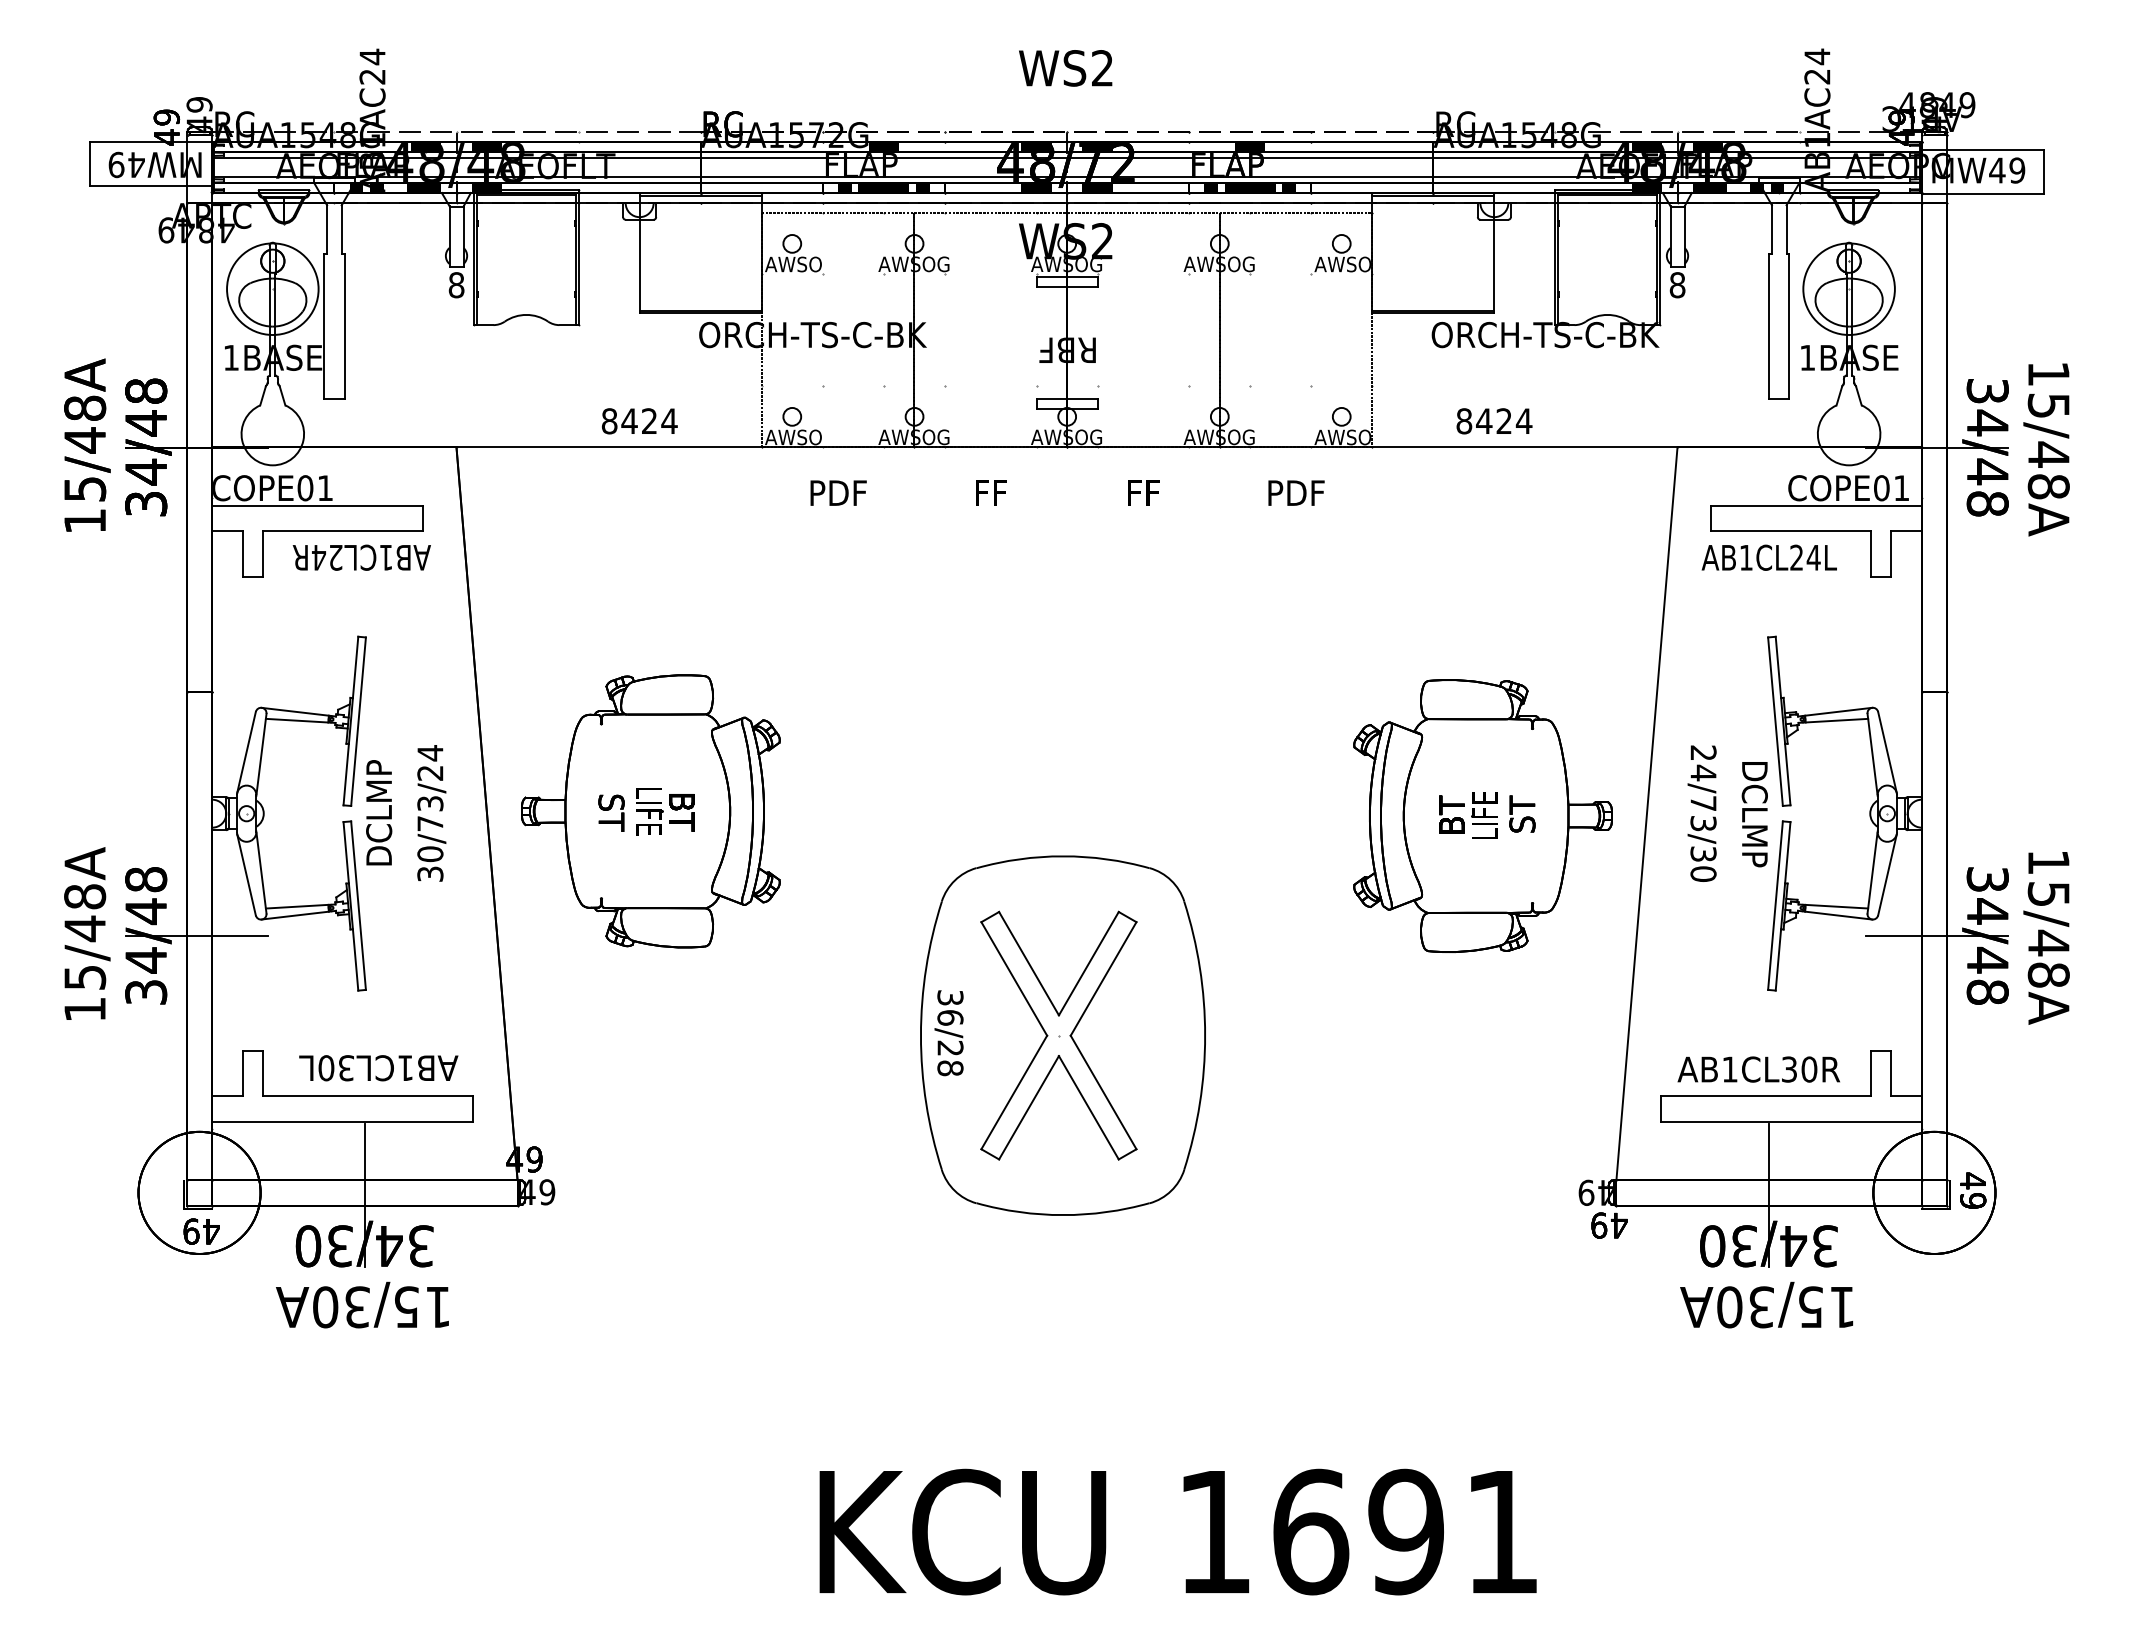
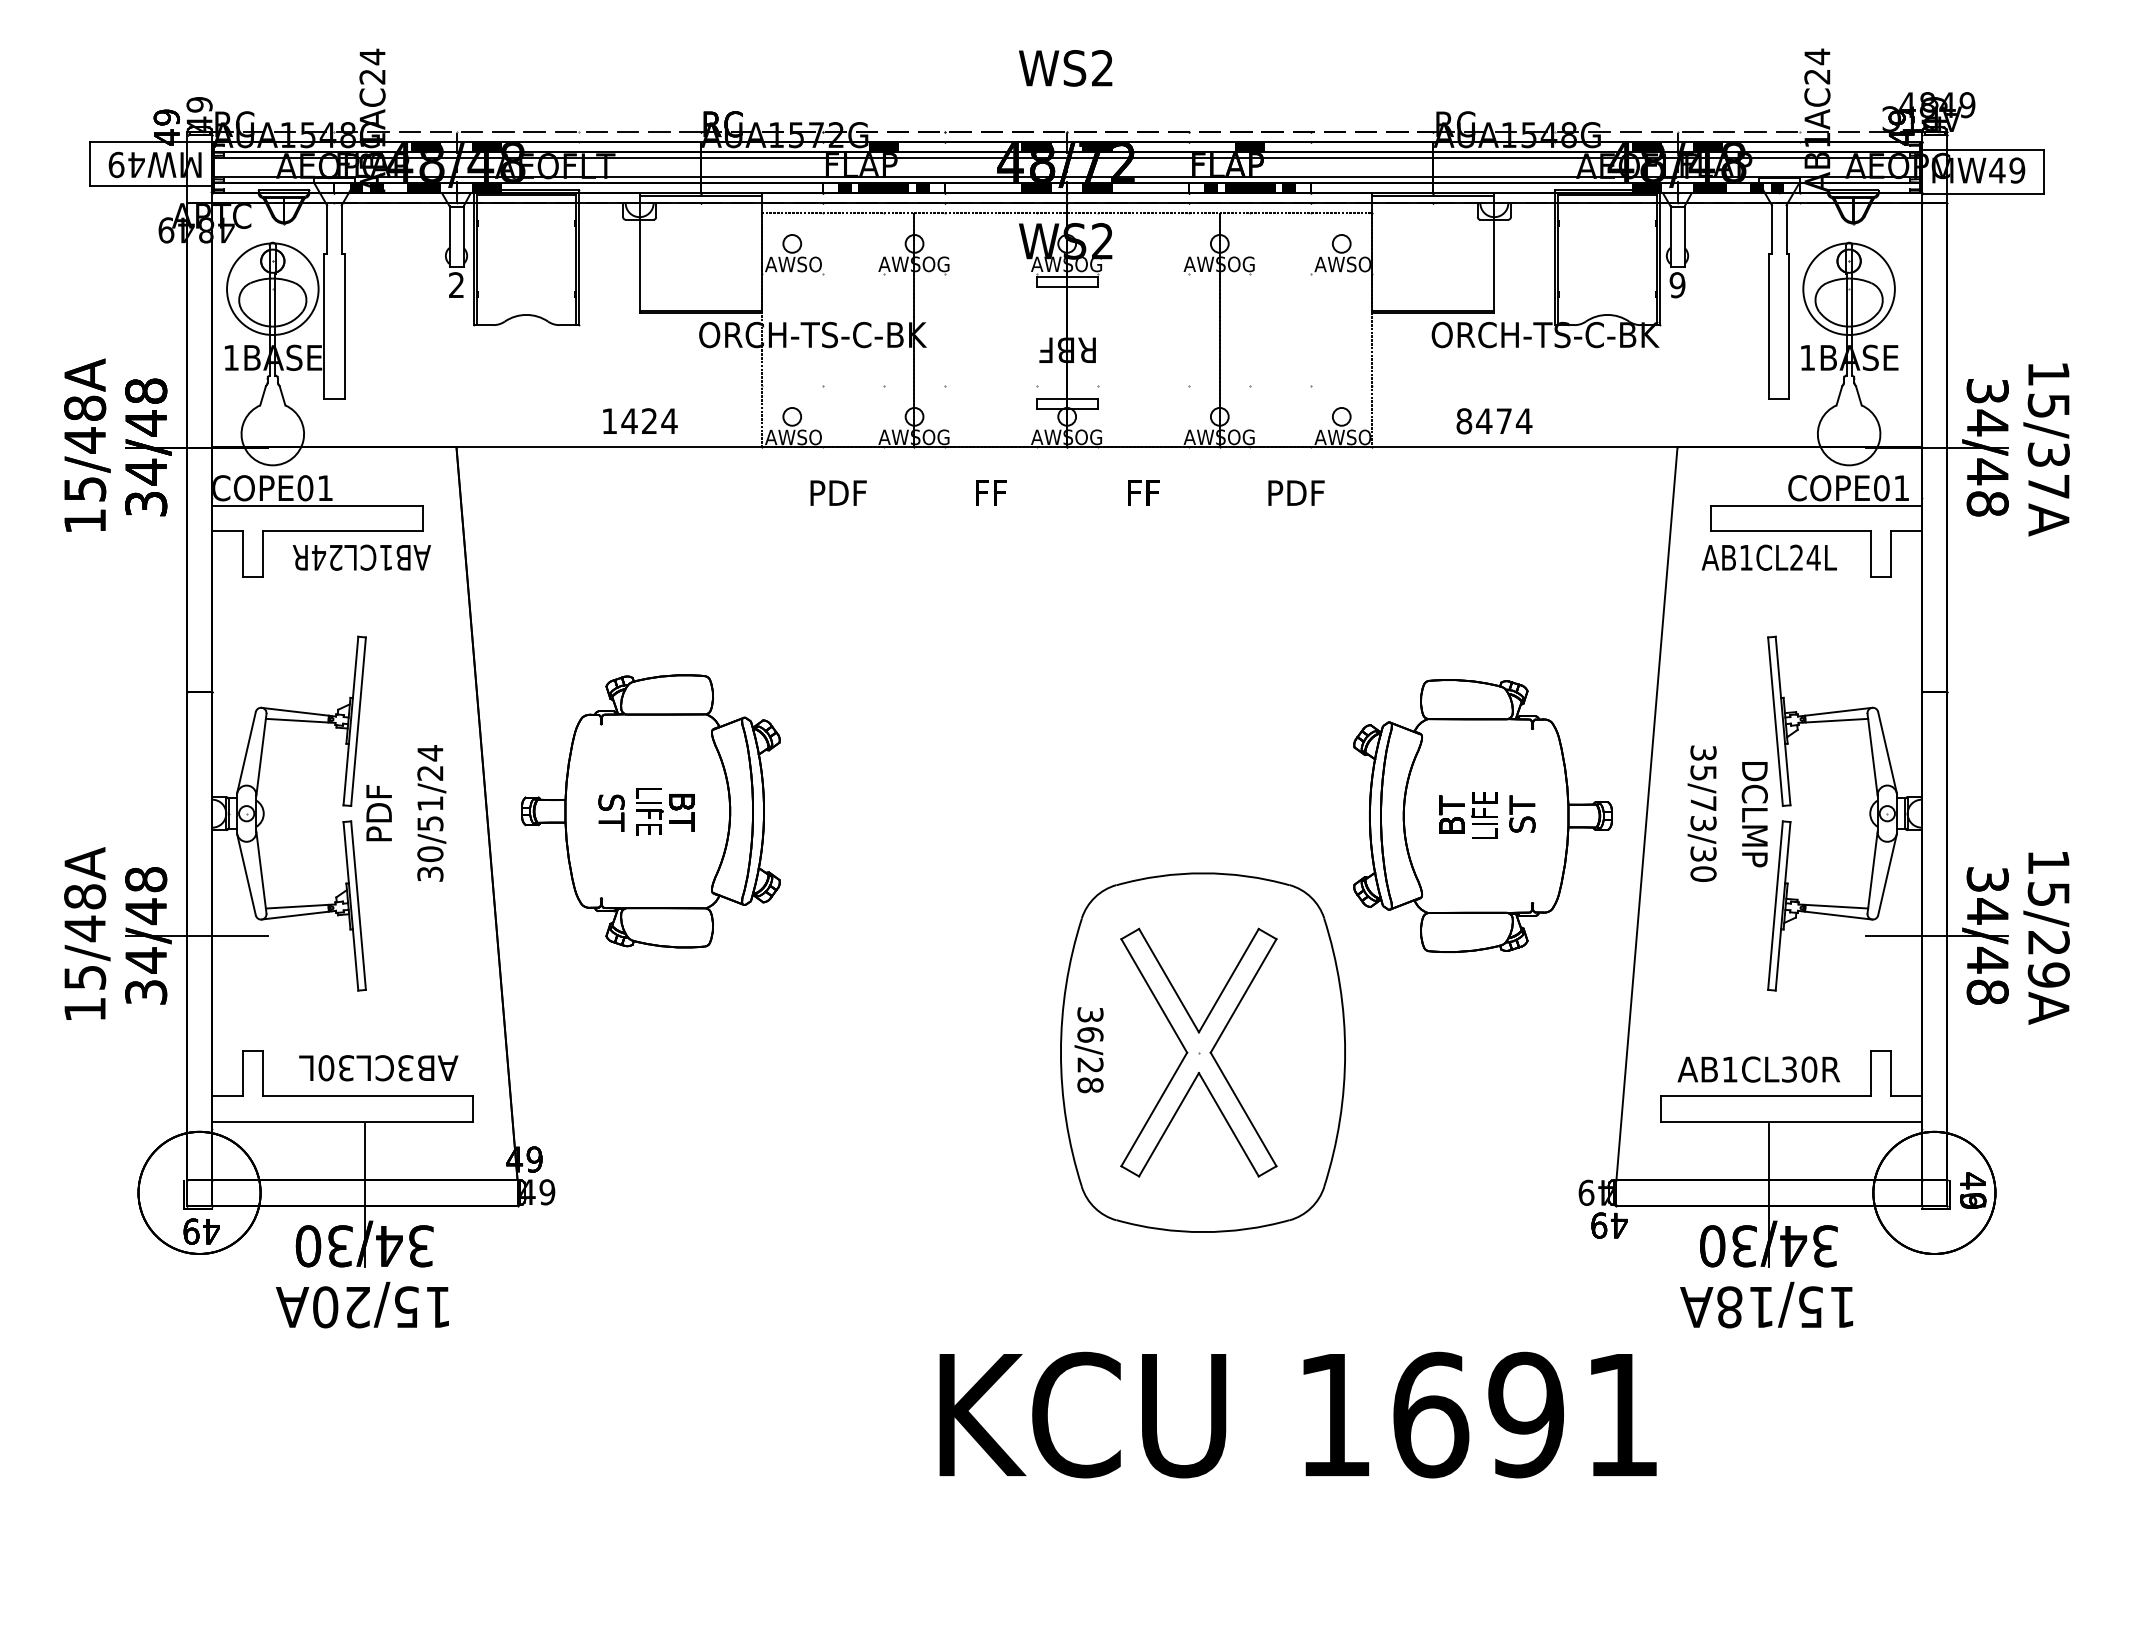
text: 8 -> 2 (456, 285)
text: 8 -> 9 (1677, 285)
text: 8424 -> 8474 (1503, 420)
text: 8424 -> 1424 (609, 421)
text: 15/48A -> 15/37A (2048, 470)
text: 24/73/30 -> 35/73/30 (1703, 763)
text: DCLMP -> PDF (379, 812)
text: 30/73/24 -> 30/51/24 (430, 813)
text: 15/48A -> 15/29A (2048, 958)
part position: (1062, 1035) -> (1202, 1052) (1202, 1052)
text: AB1CL30L -> AB3CL30L (405, 1068)
text: 49 -> 46 (1973, 1200)
text: 15/30A -> 15/20A (357, 1307)
text: 15/30A -> 15/18A (1745, 1307)
text position: (1177, 1531) -> (1297, 1414) (1297, 1414)
